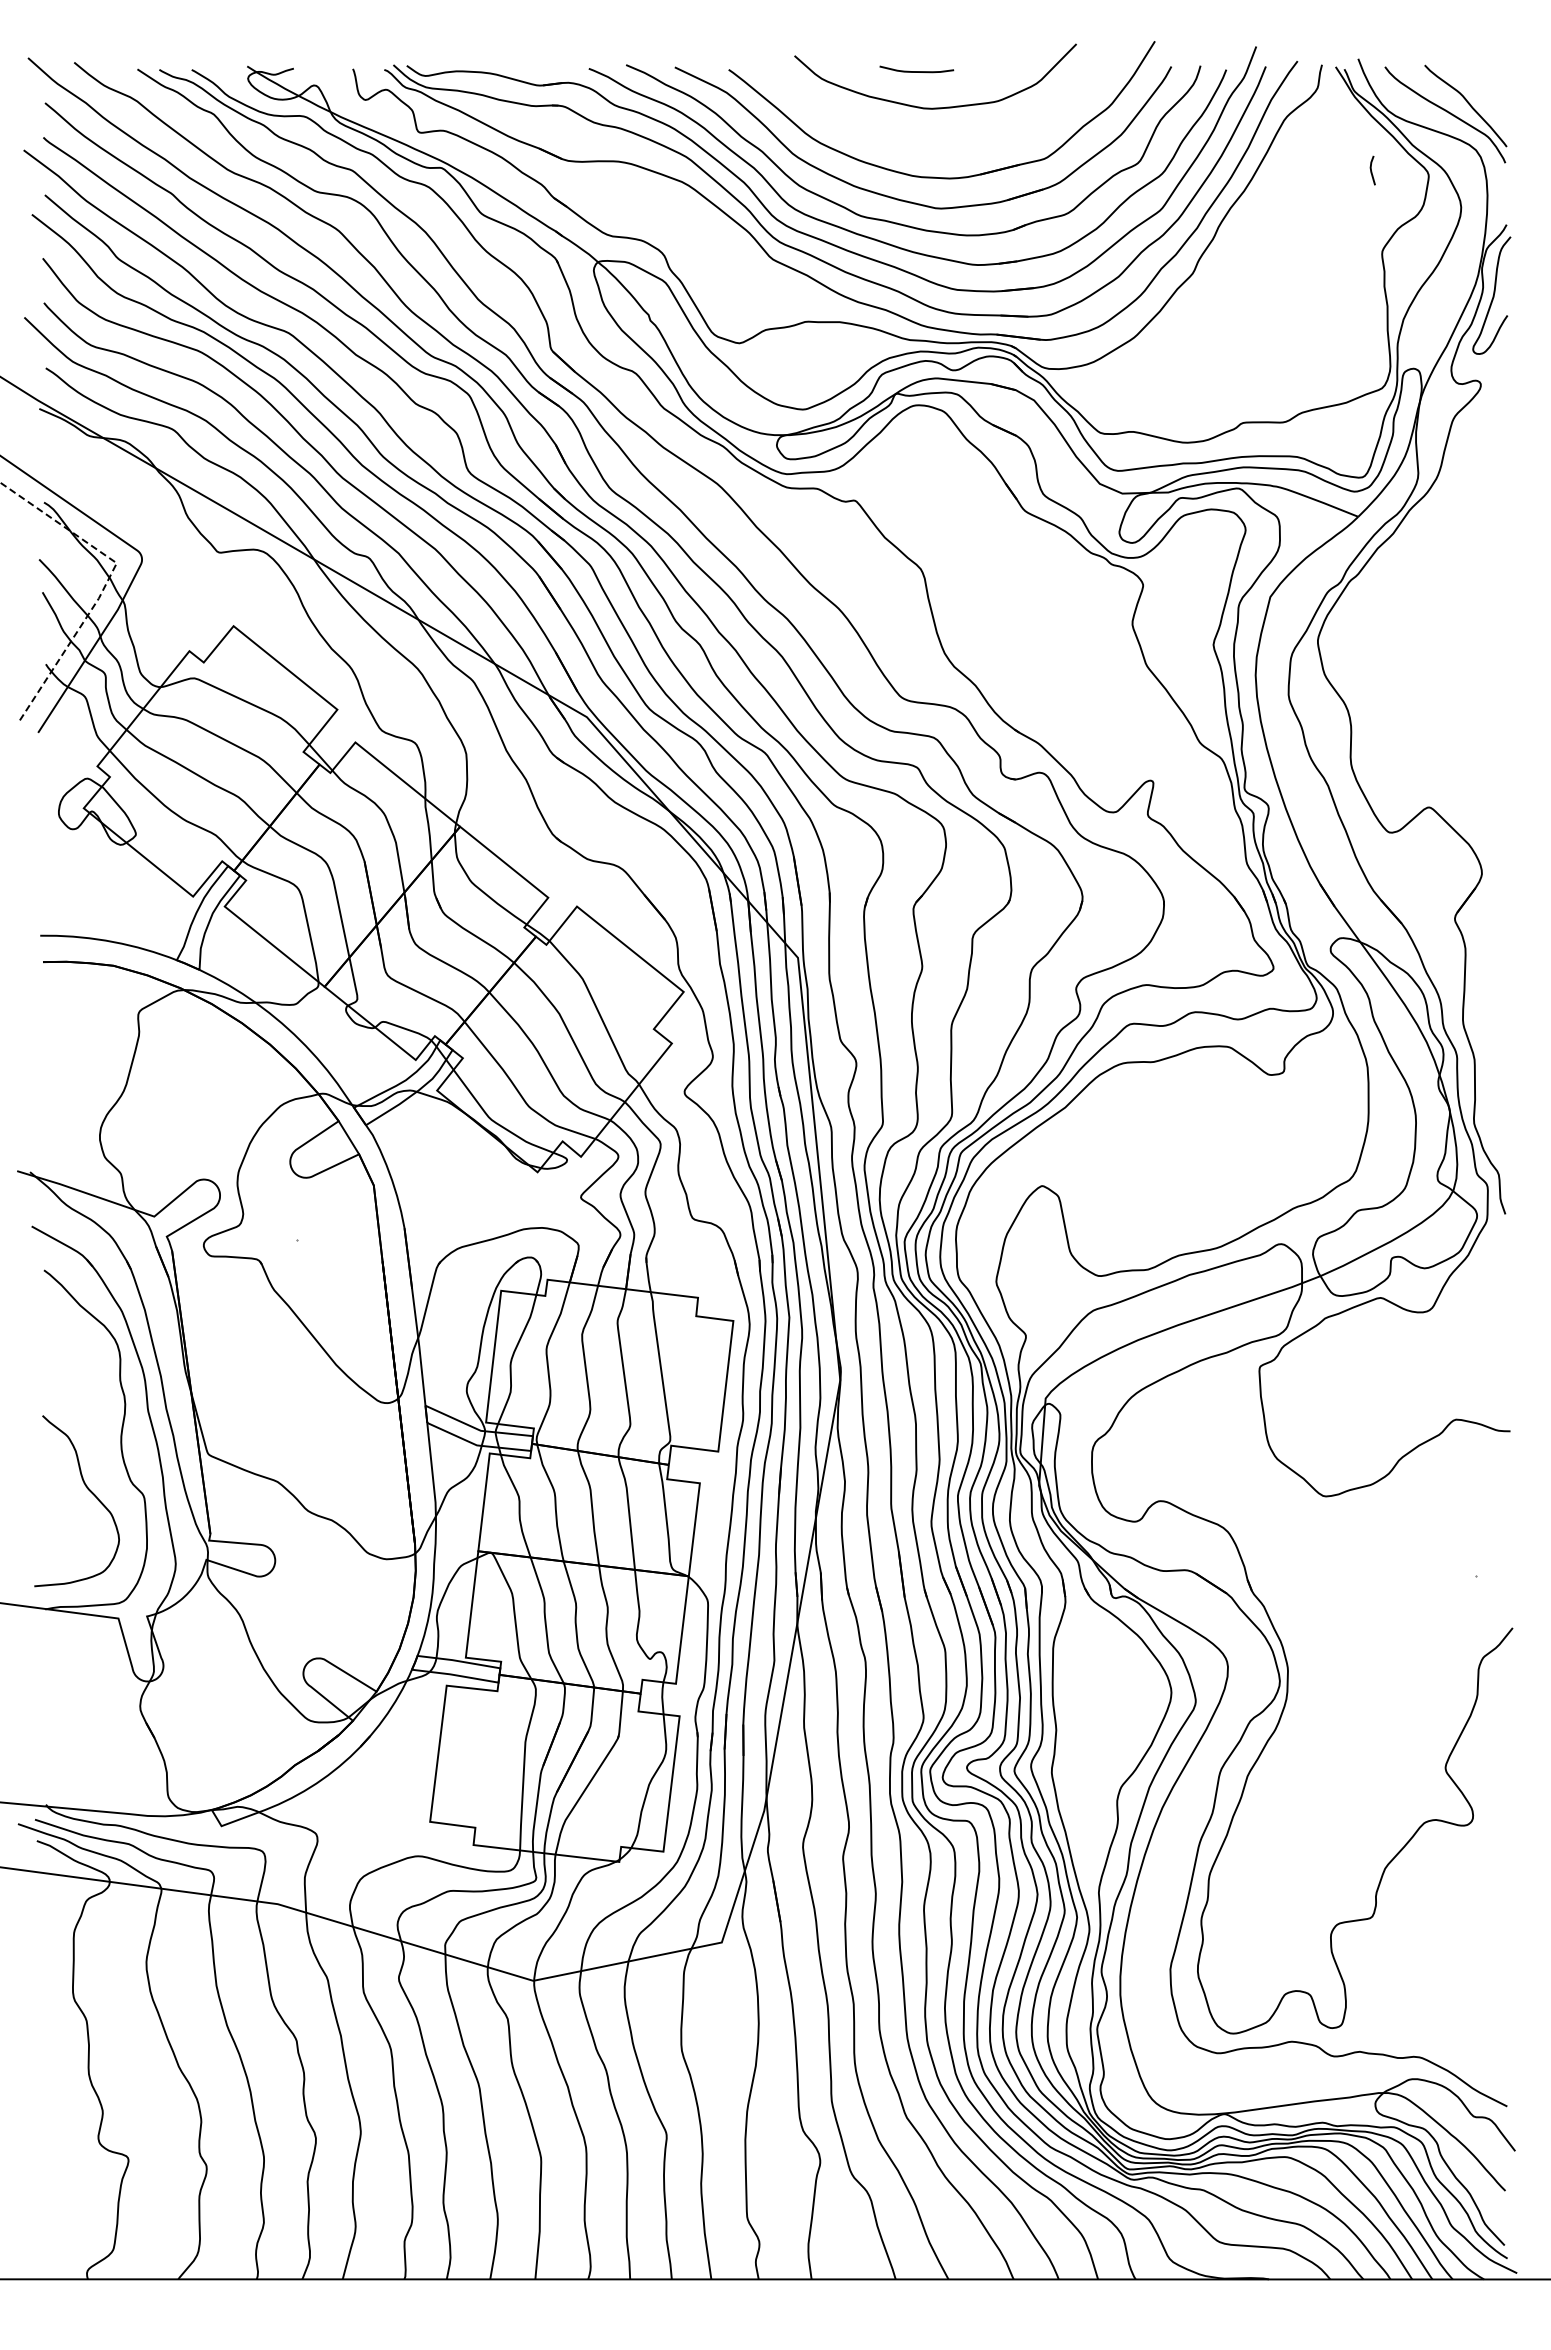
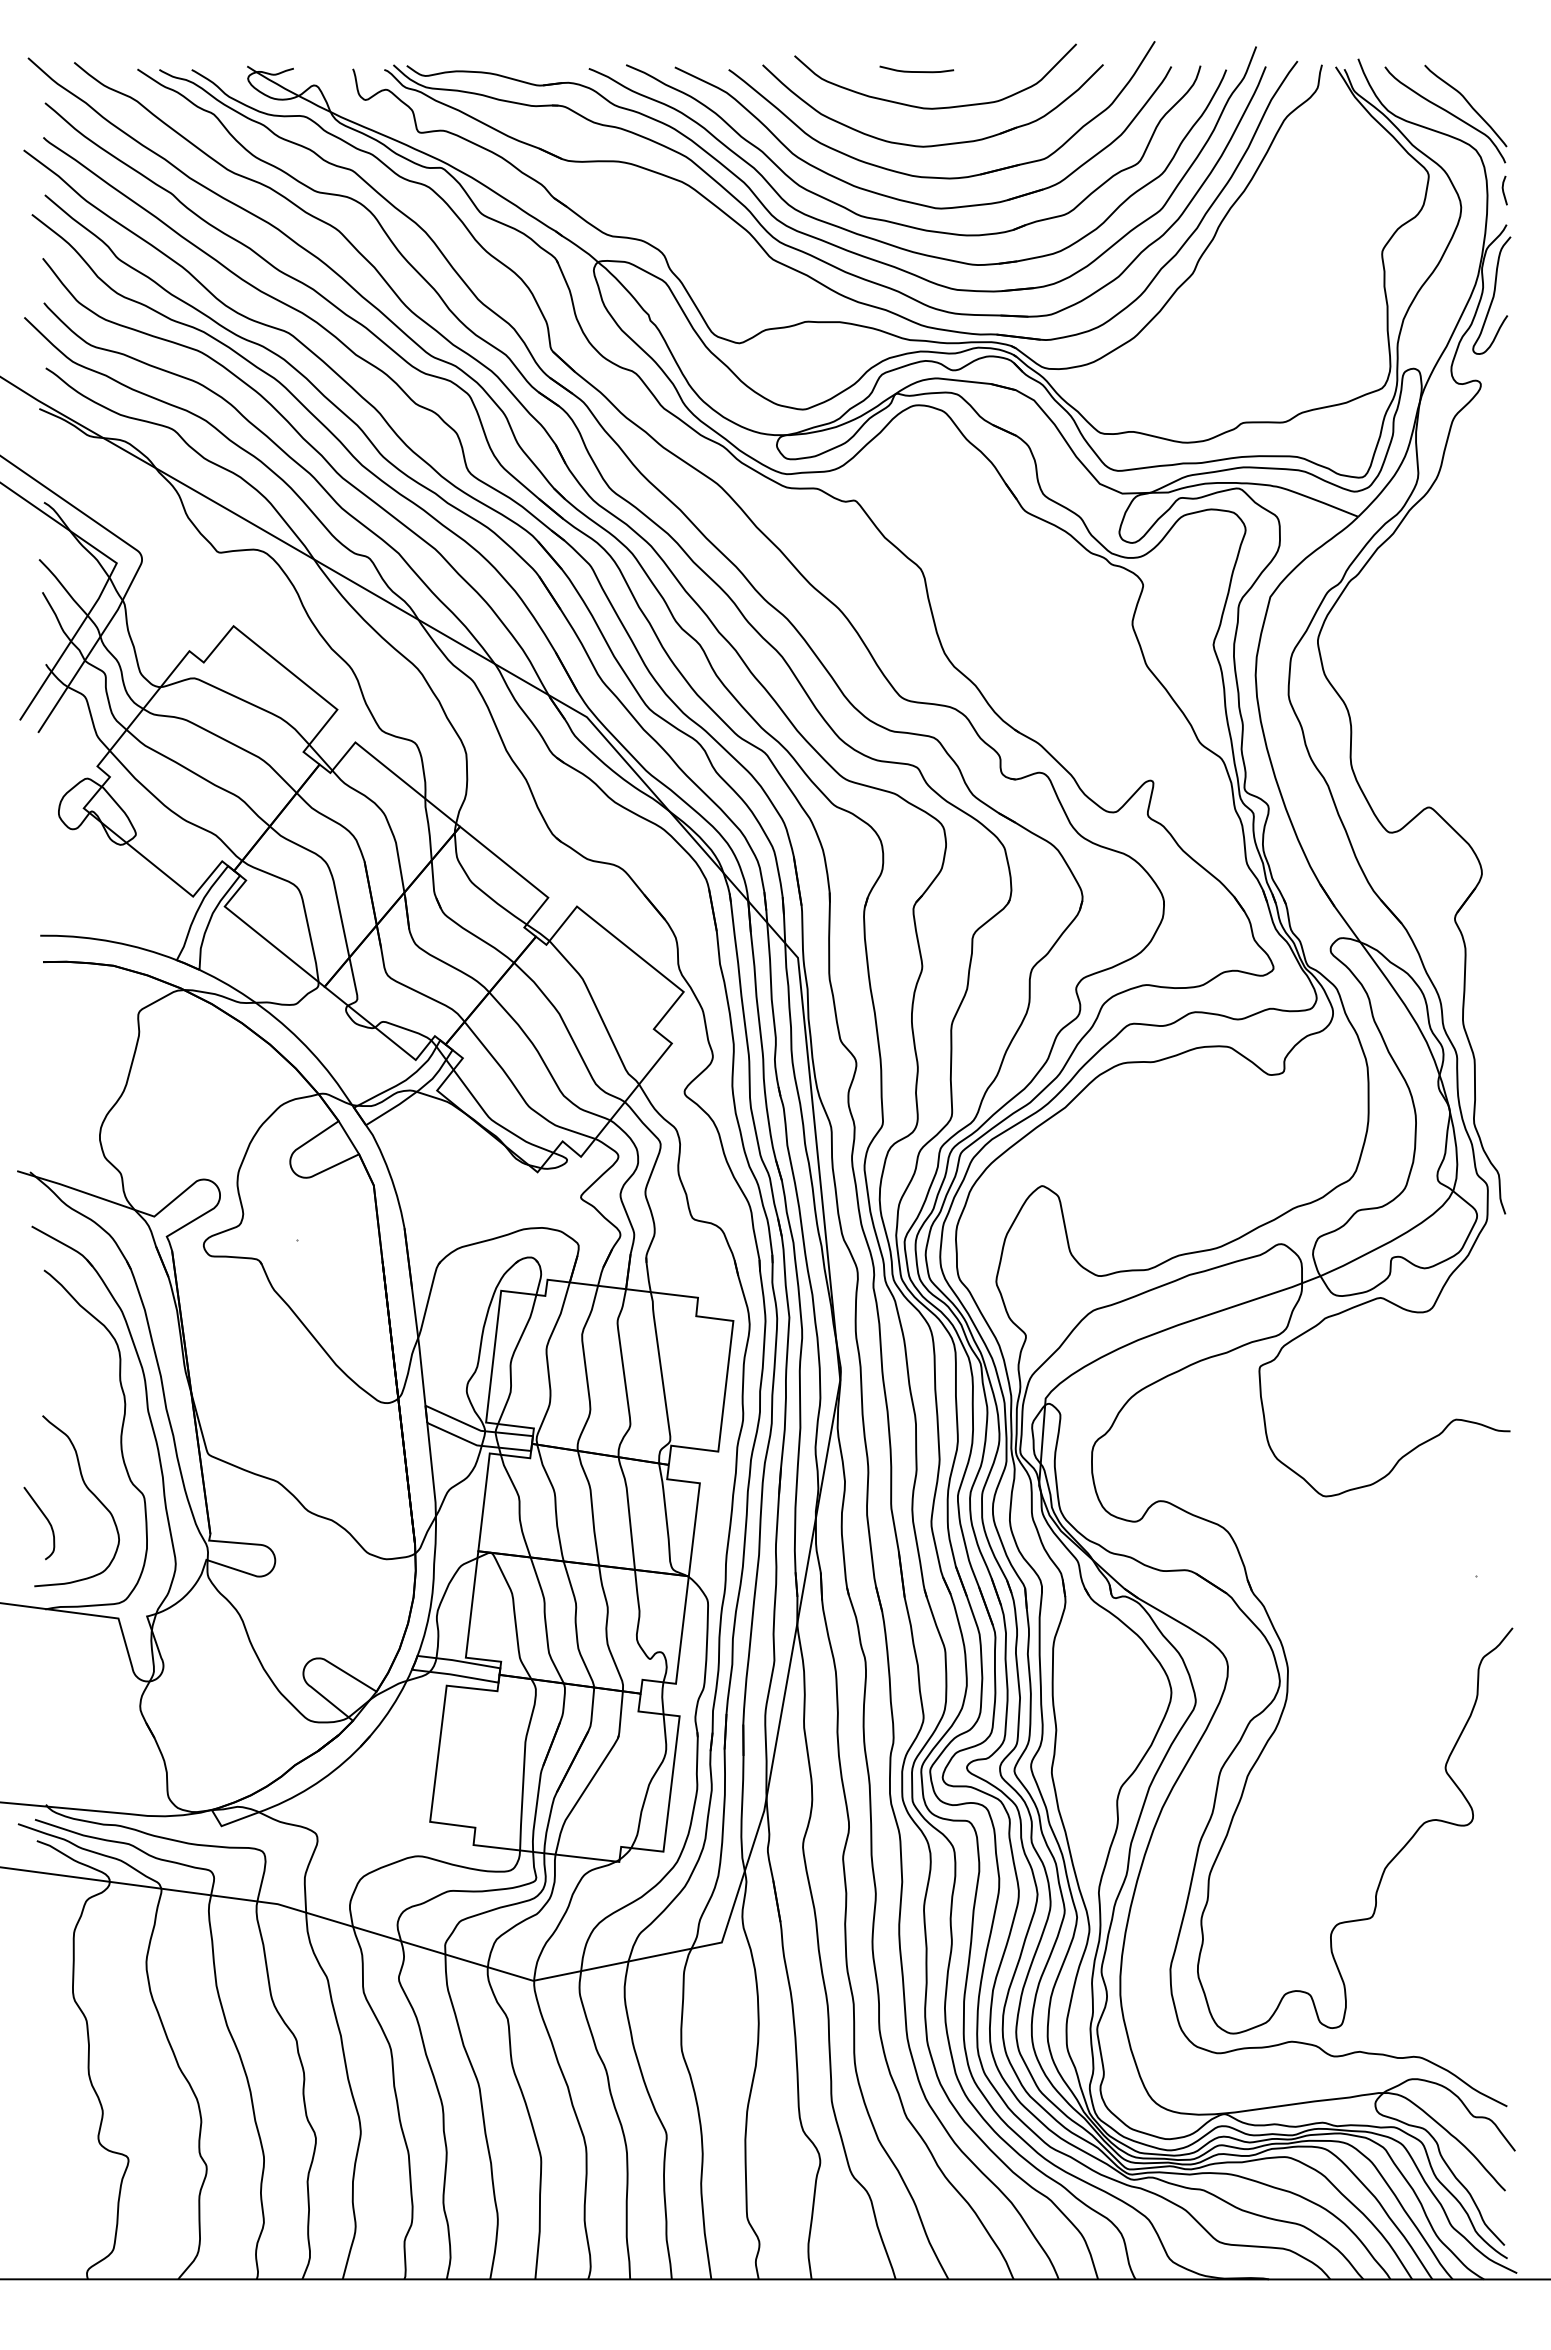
part: none -> present (935, 144)
line position: (1371, 170) -> (1503, 190) (1503, 190)
line: dashed -> solid (106, 582)
curve: none -> present (44, 1517)
